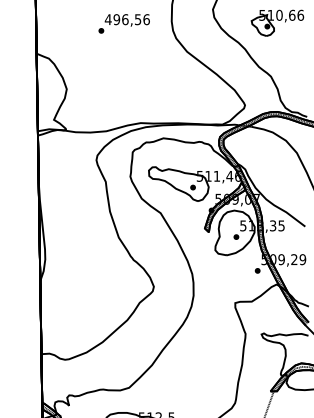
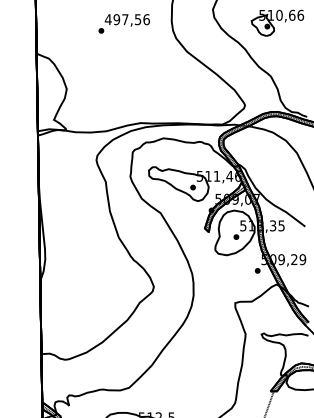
text: 496,56 -> 497,56 (125, 19)
